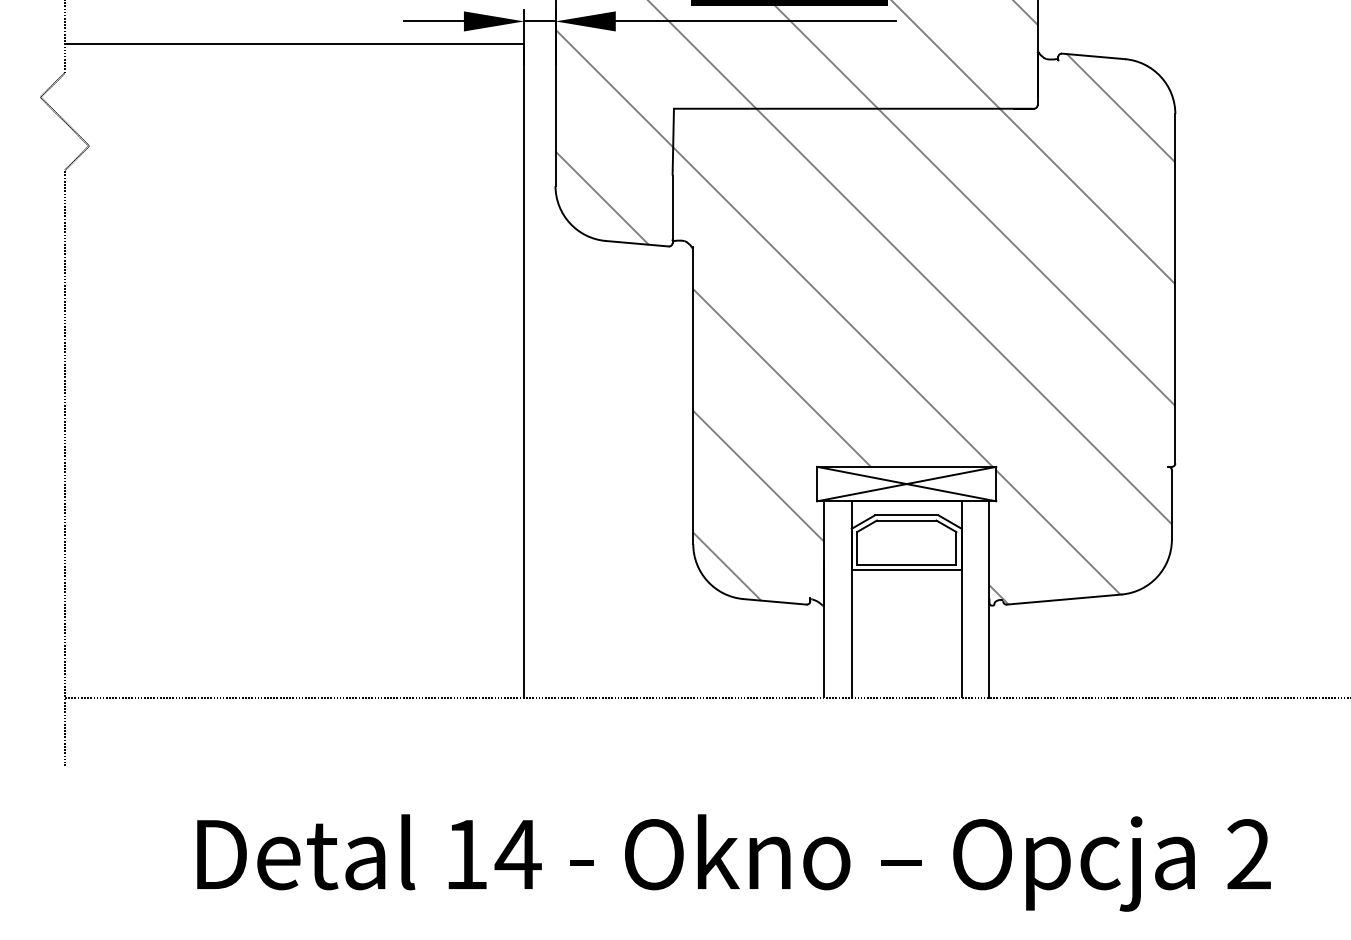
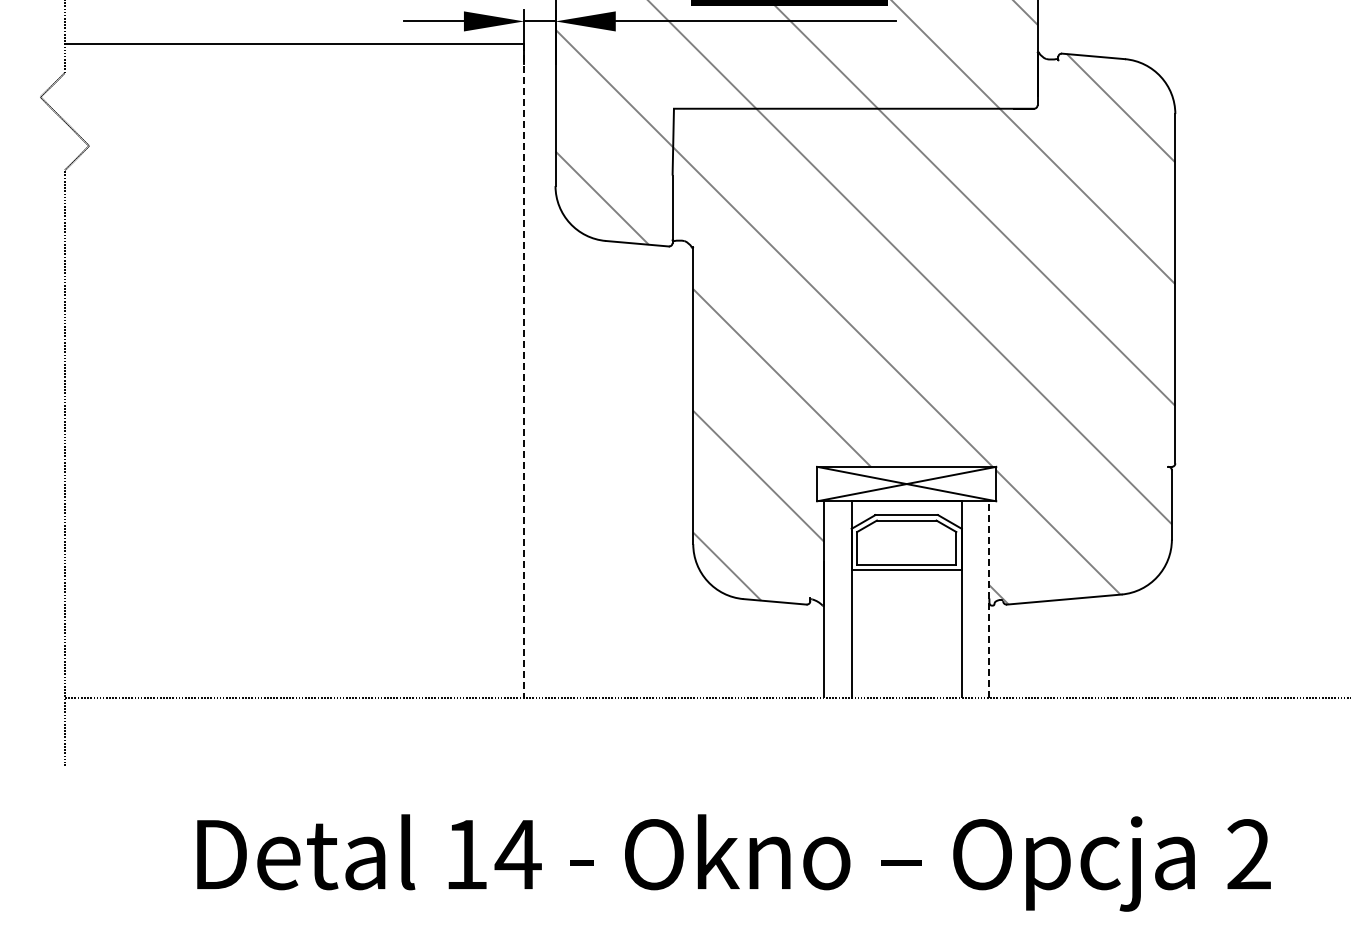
line: solid -> dashed (524, 370)
line: solid -> dashed (989, 598)
